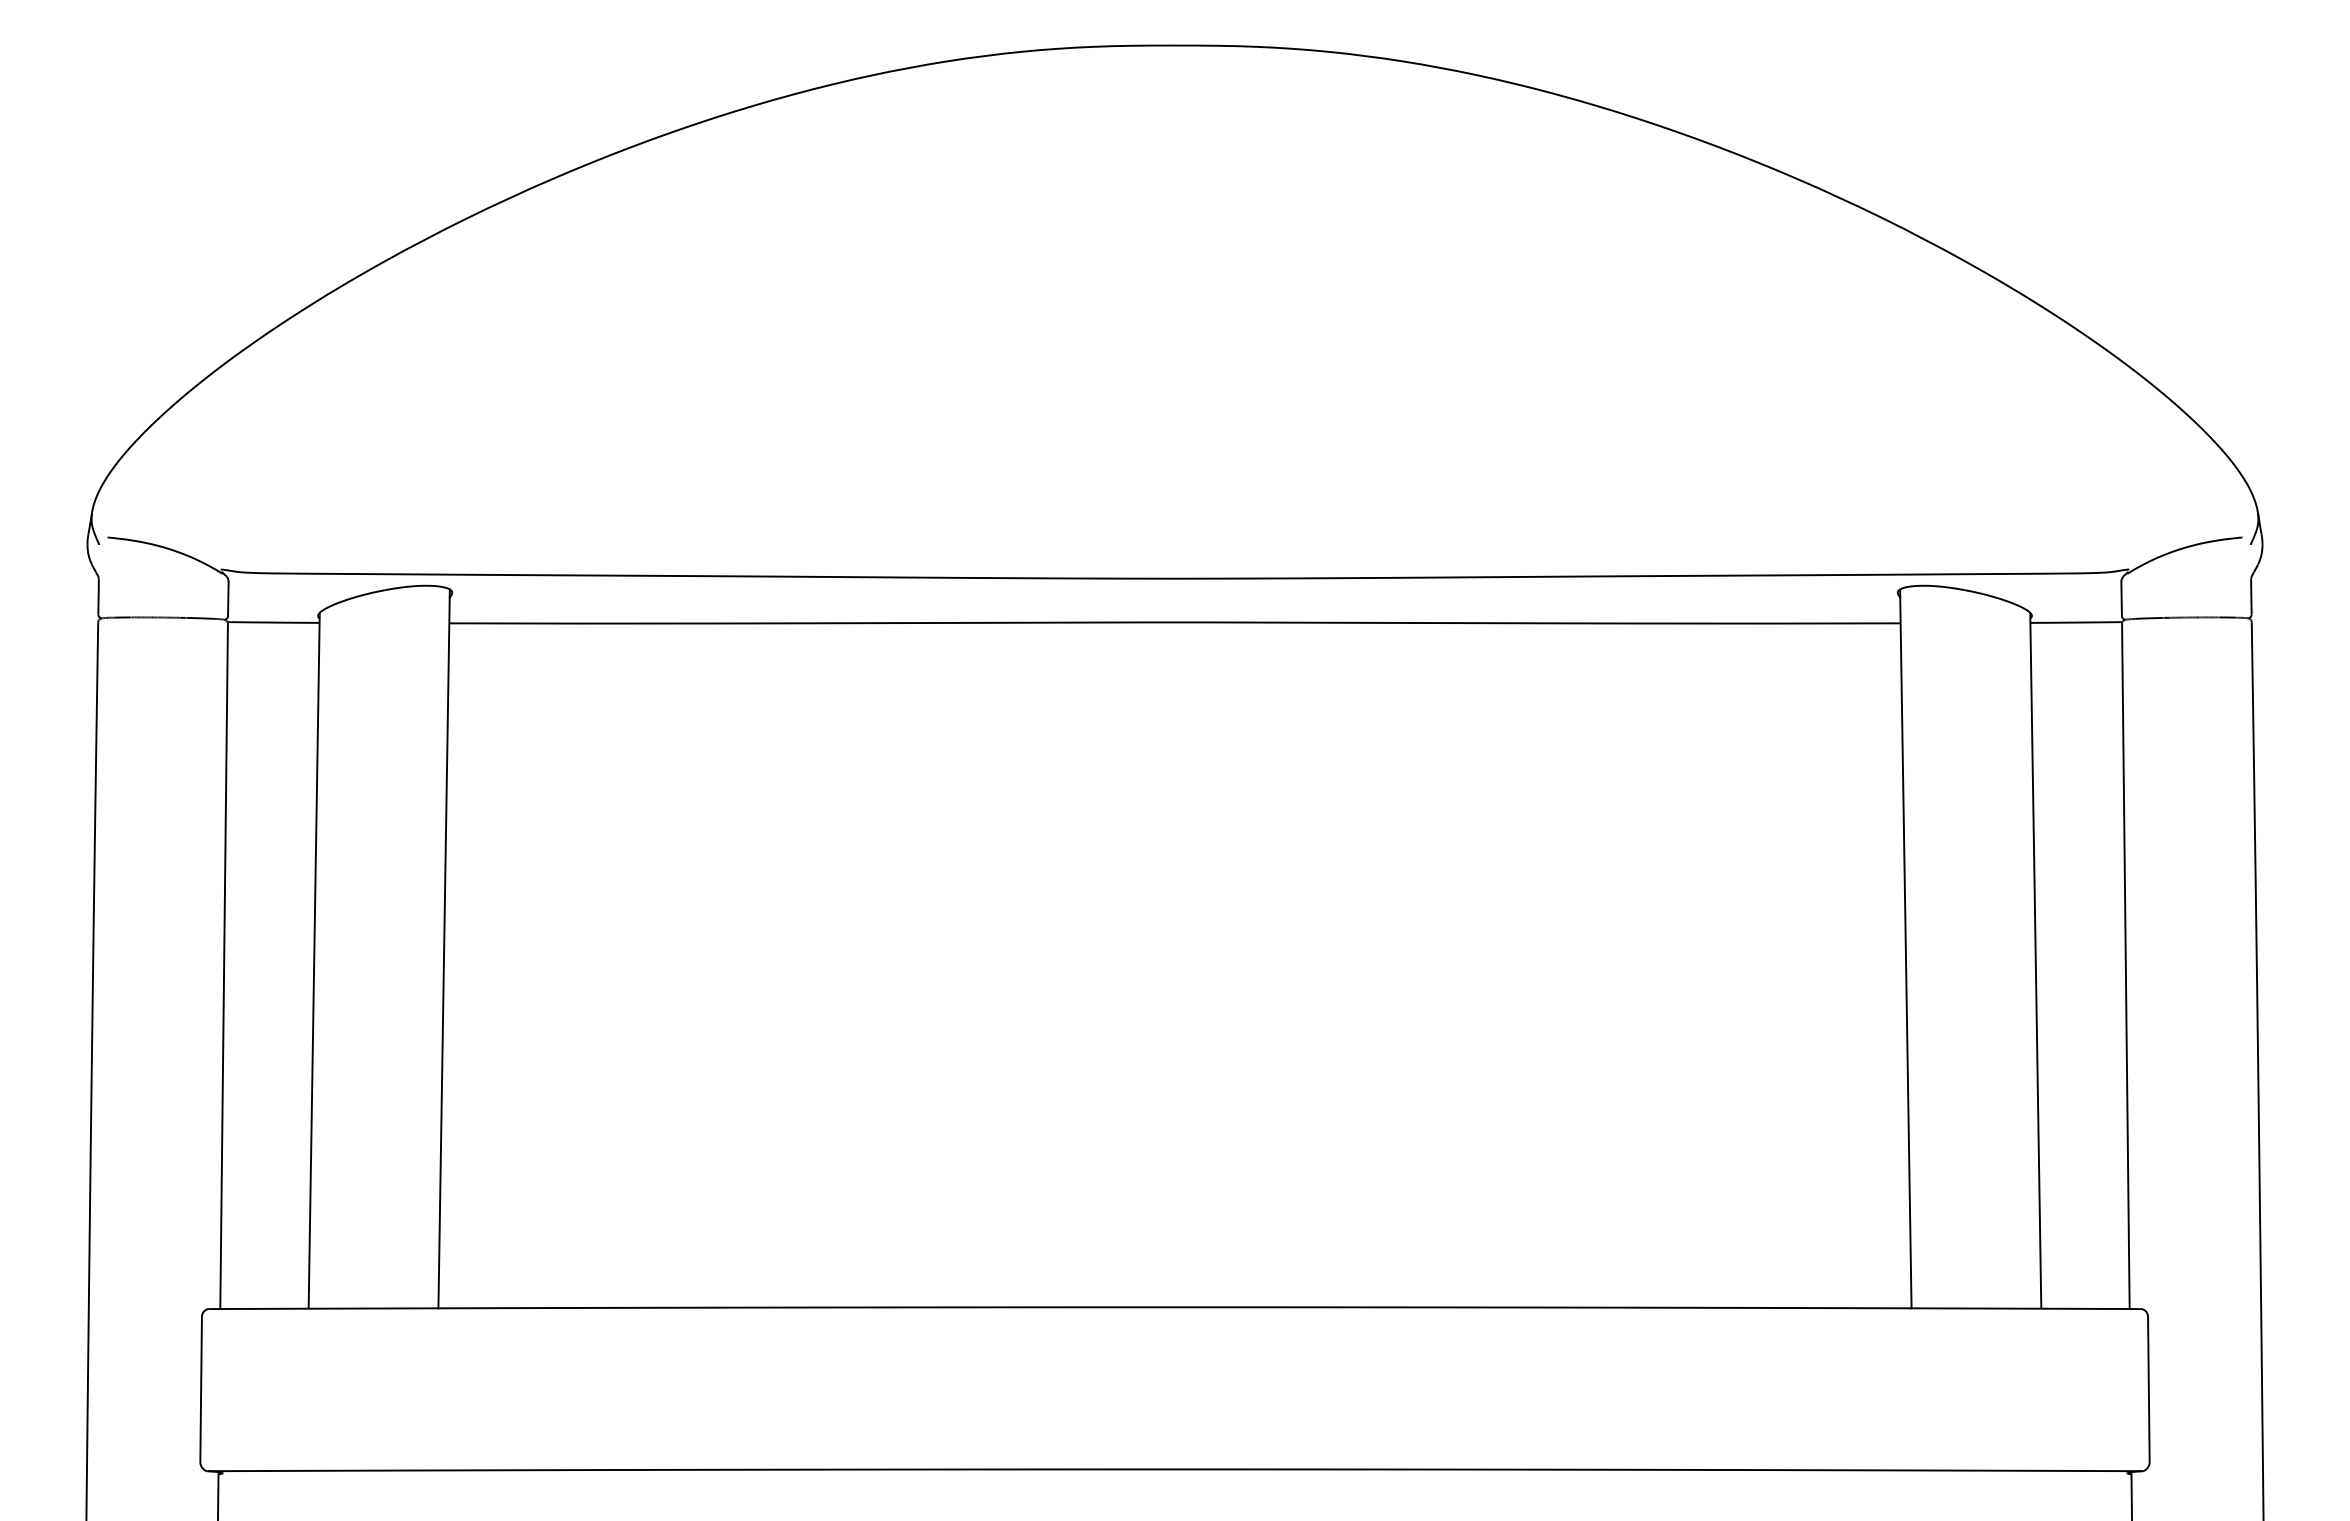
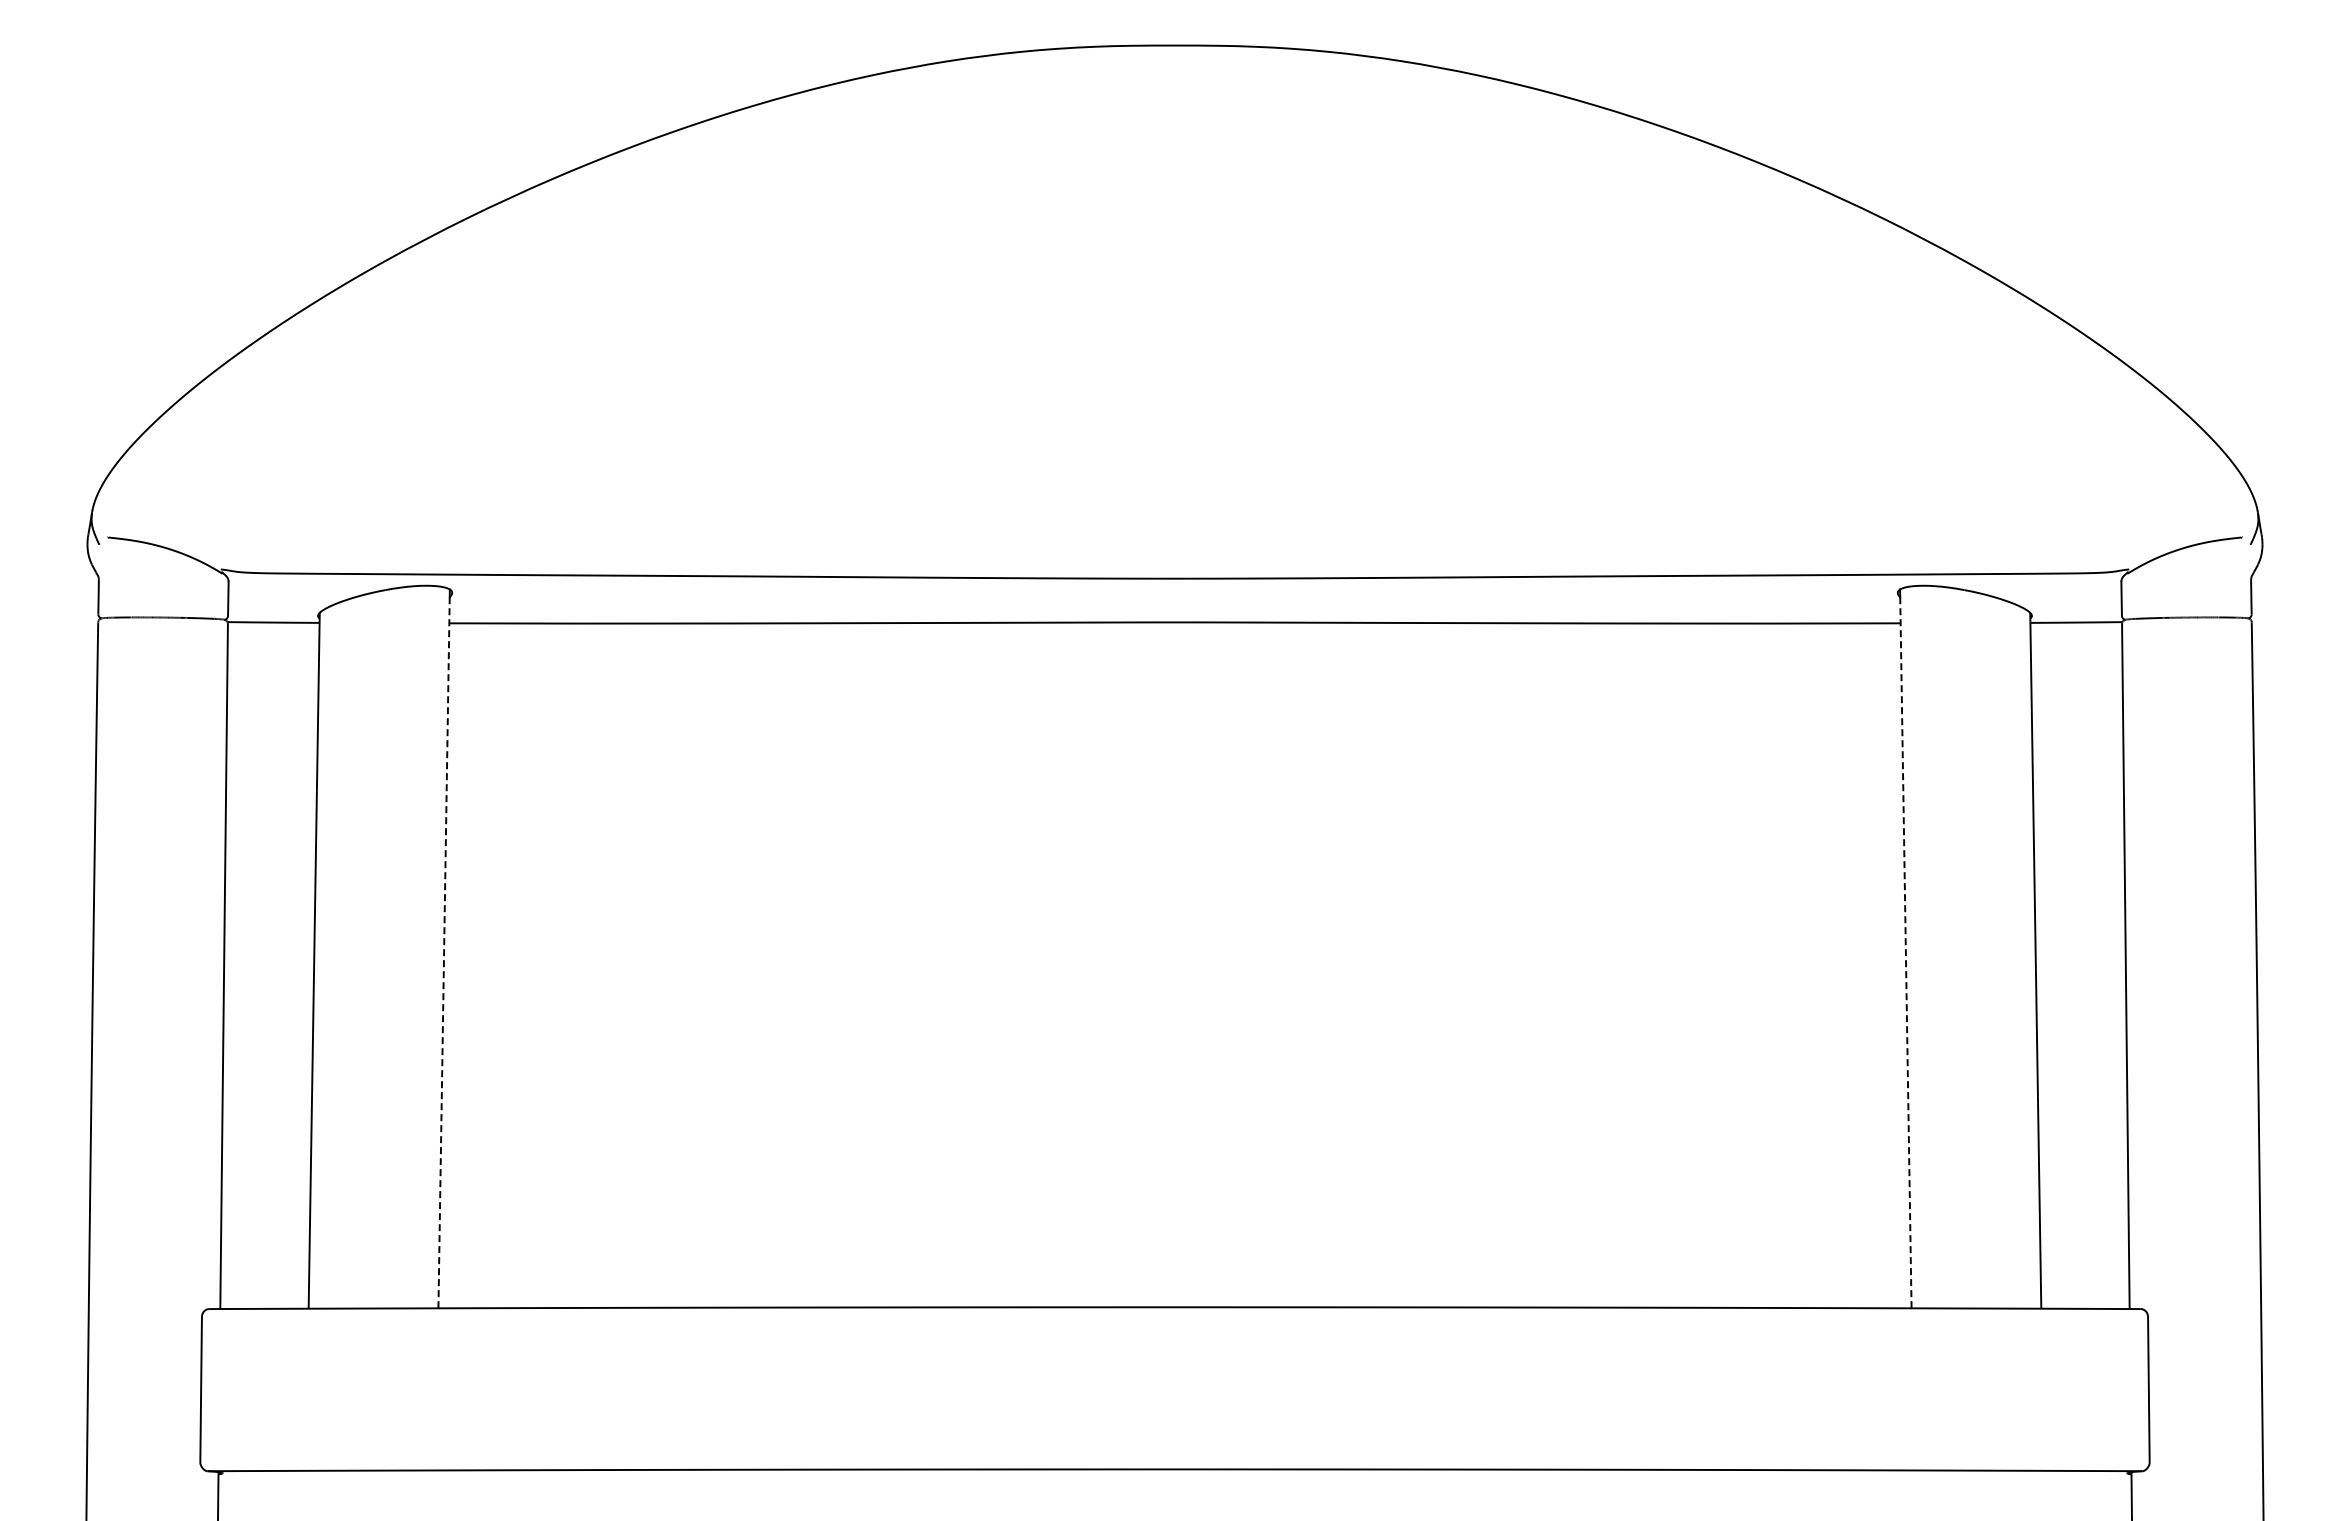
line: solid -> dashed (444, 952)
line: solid -> dashed (1905, 952)
